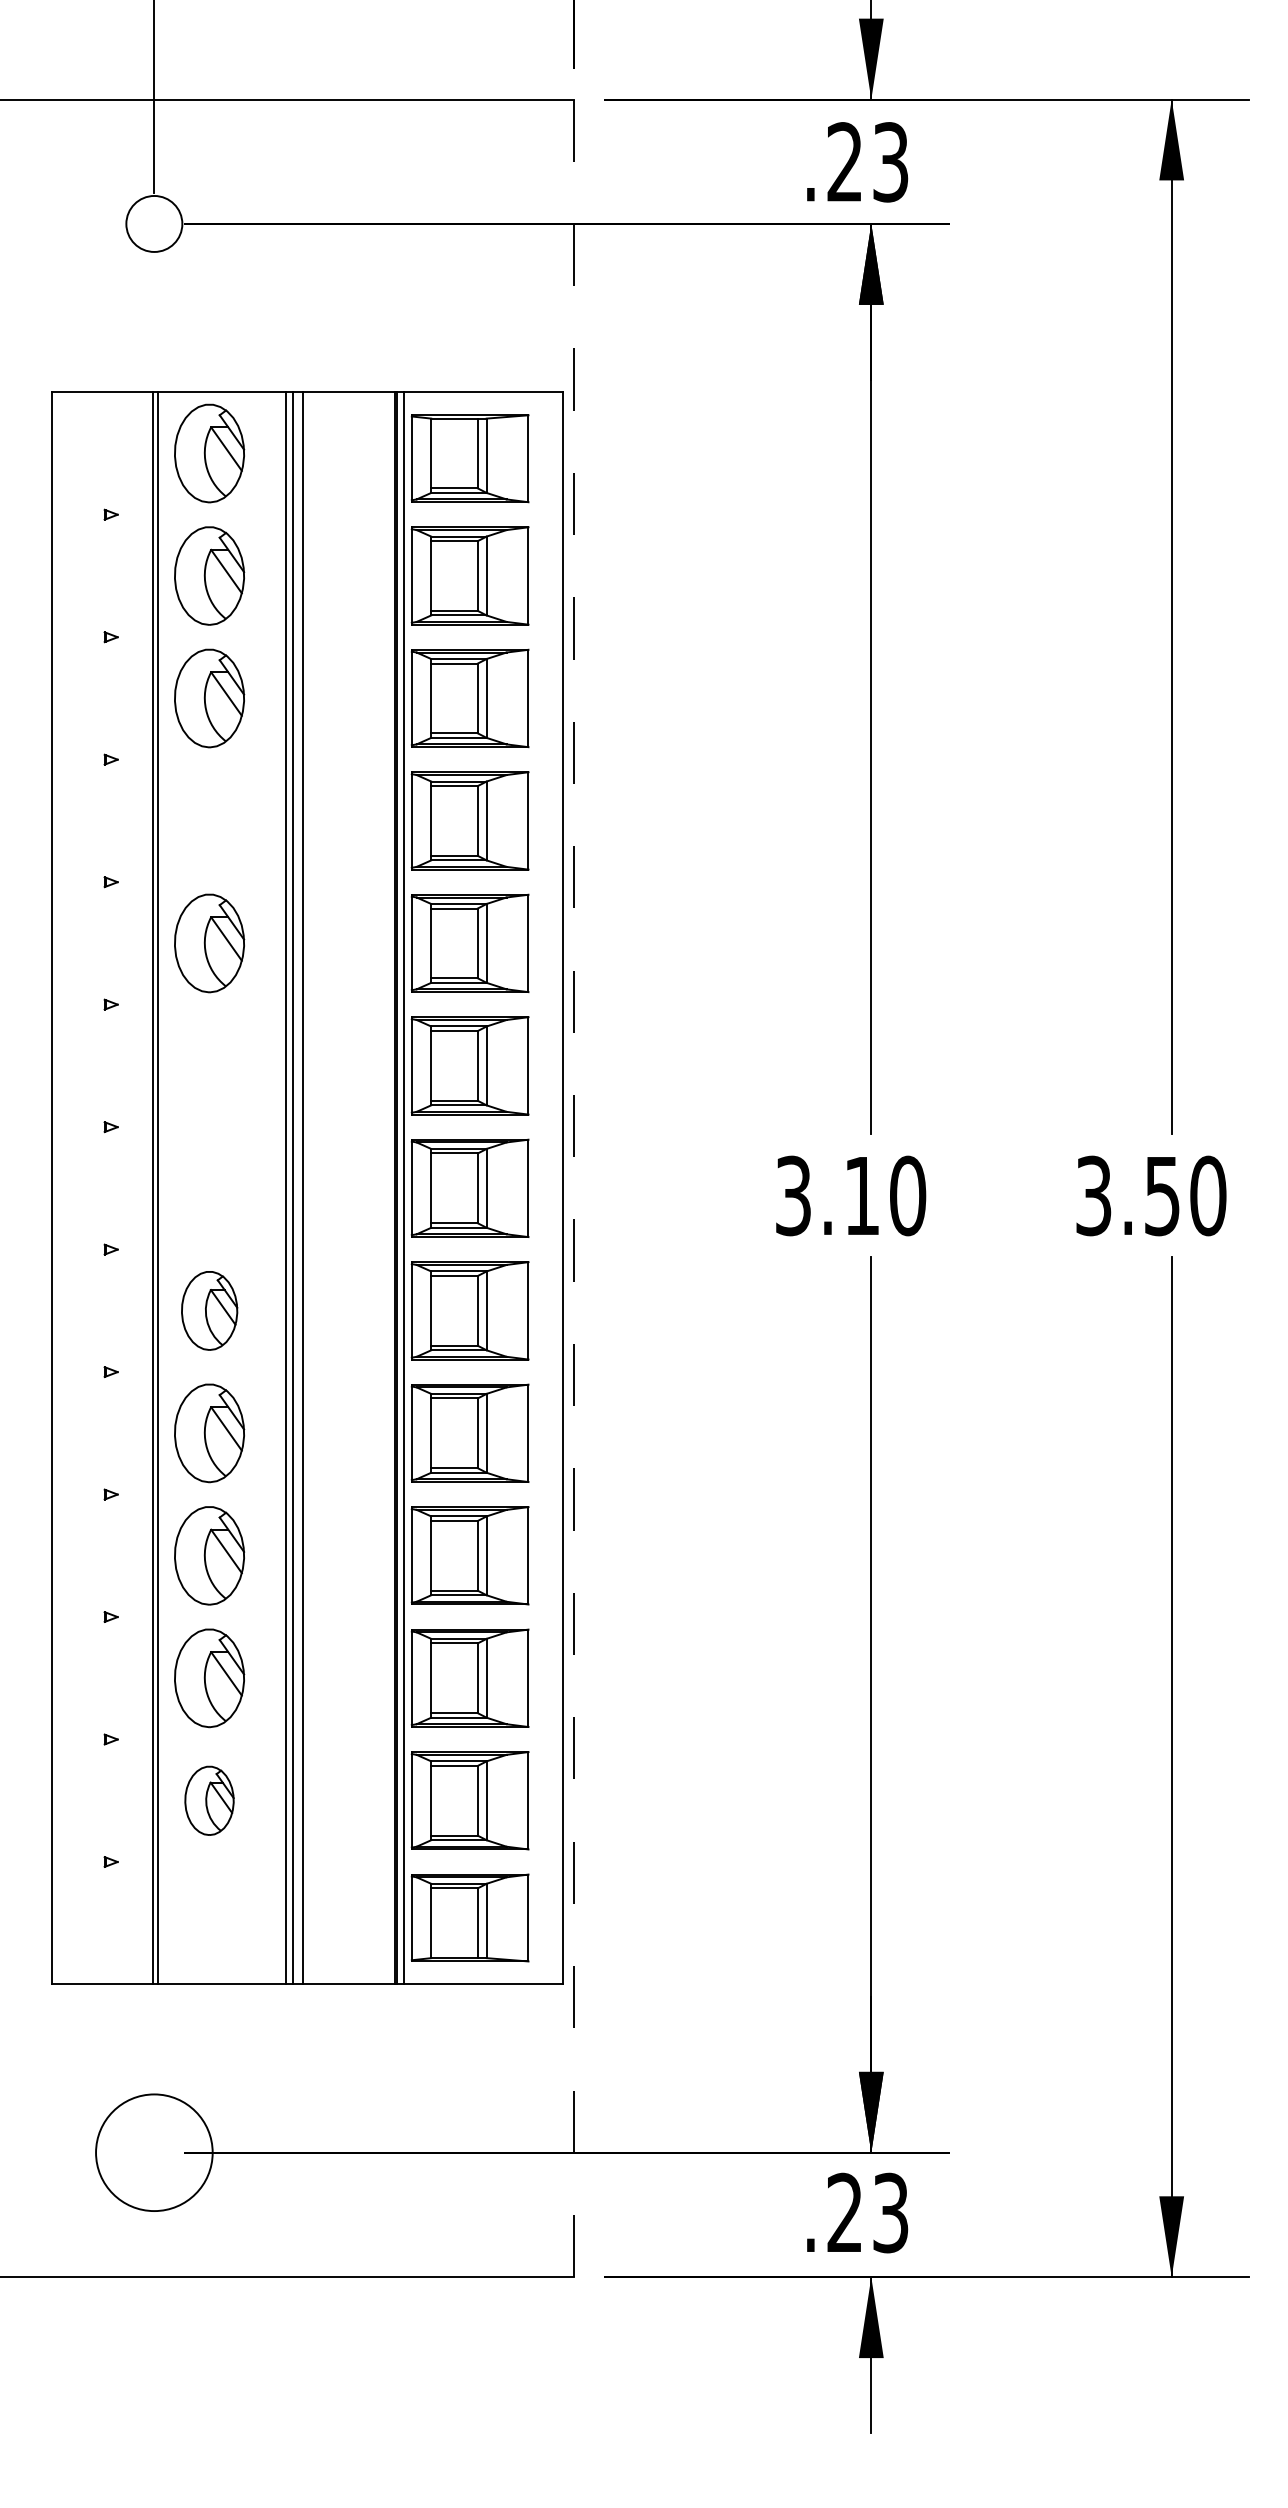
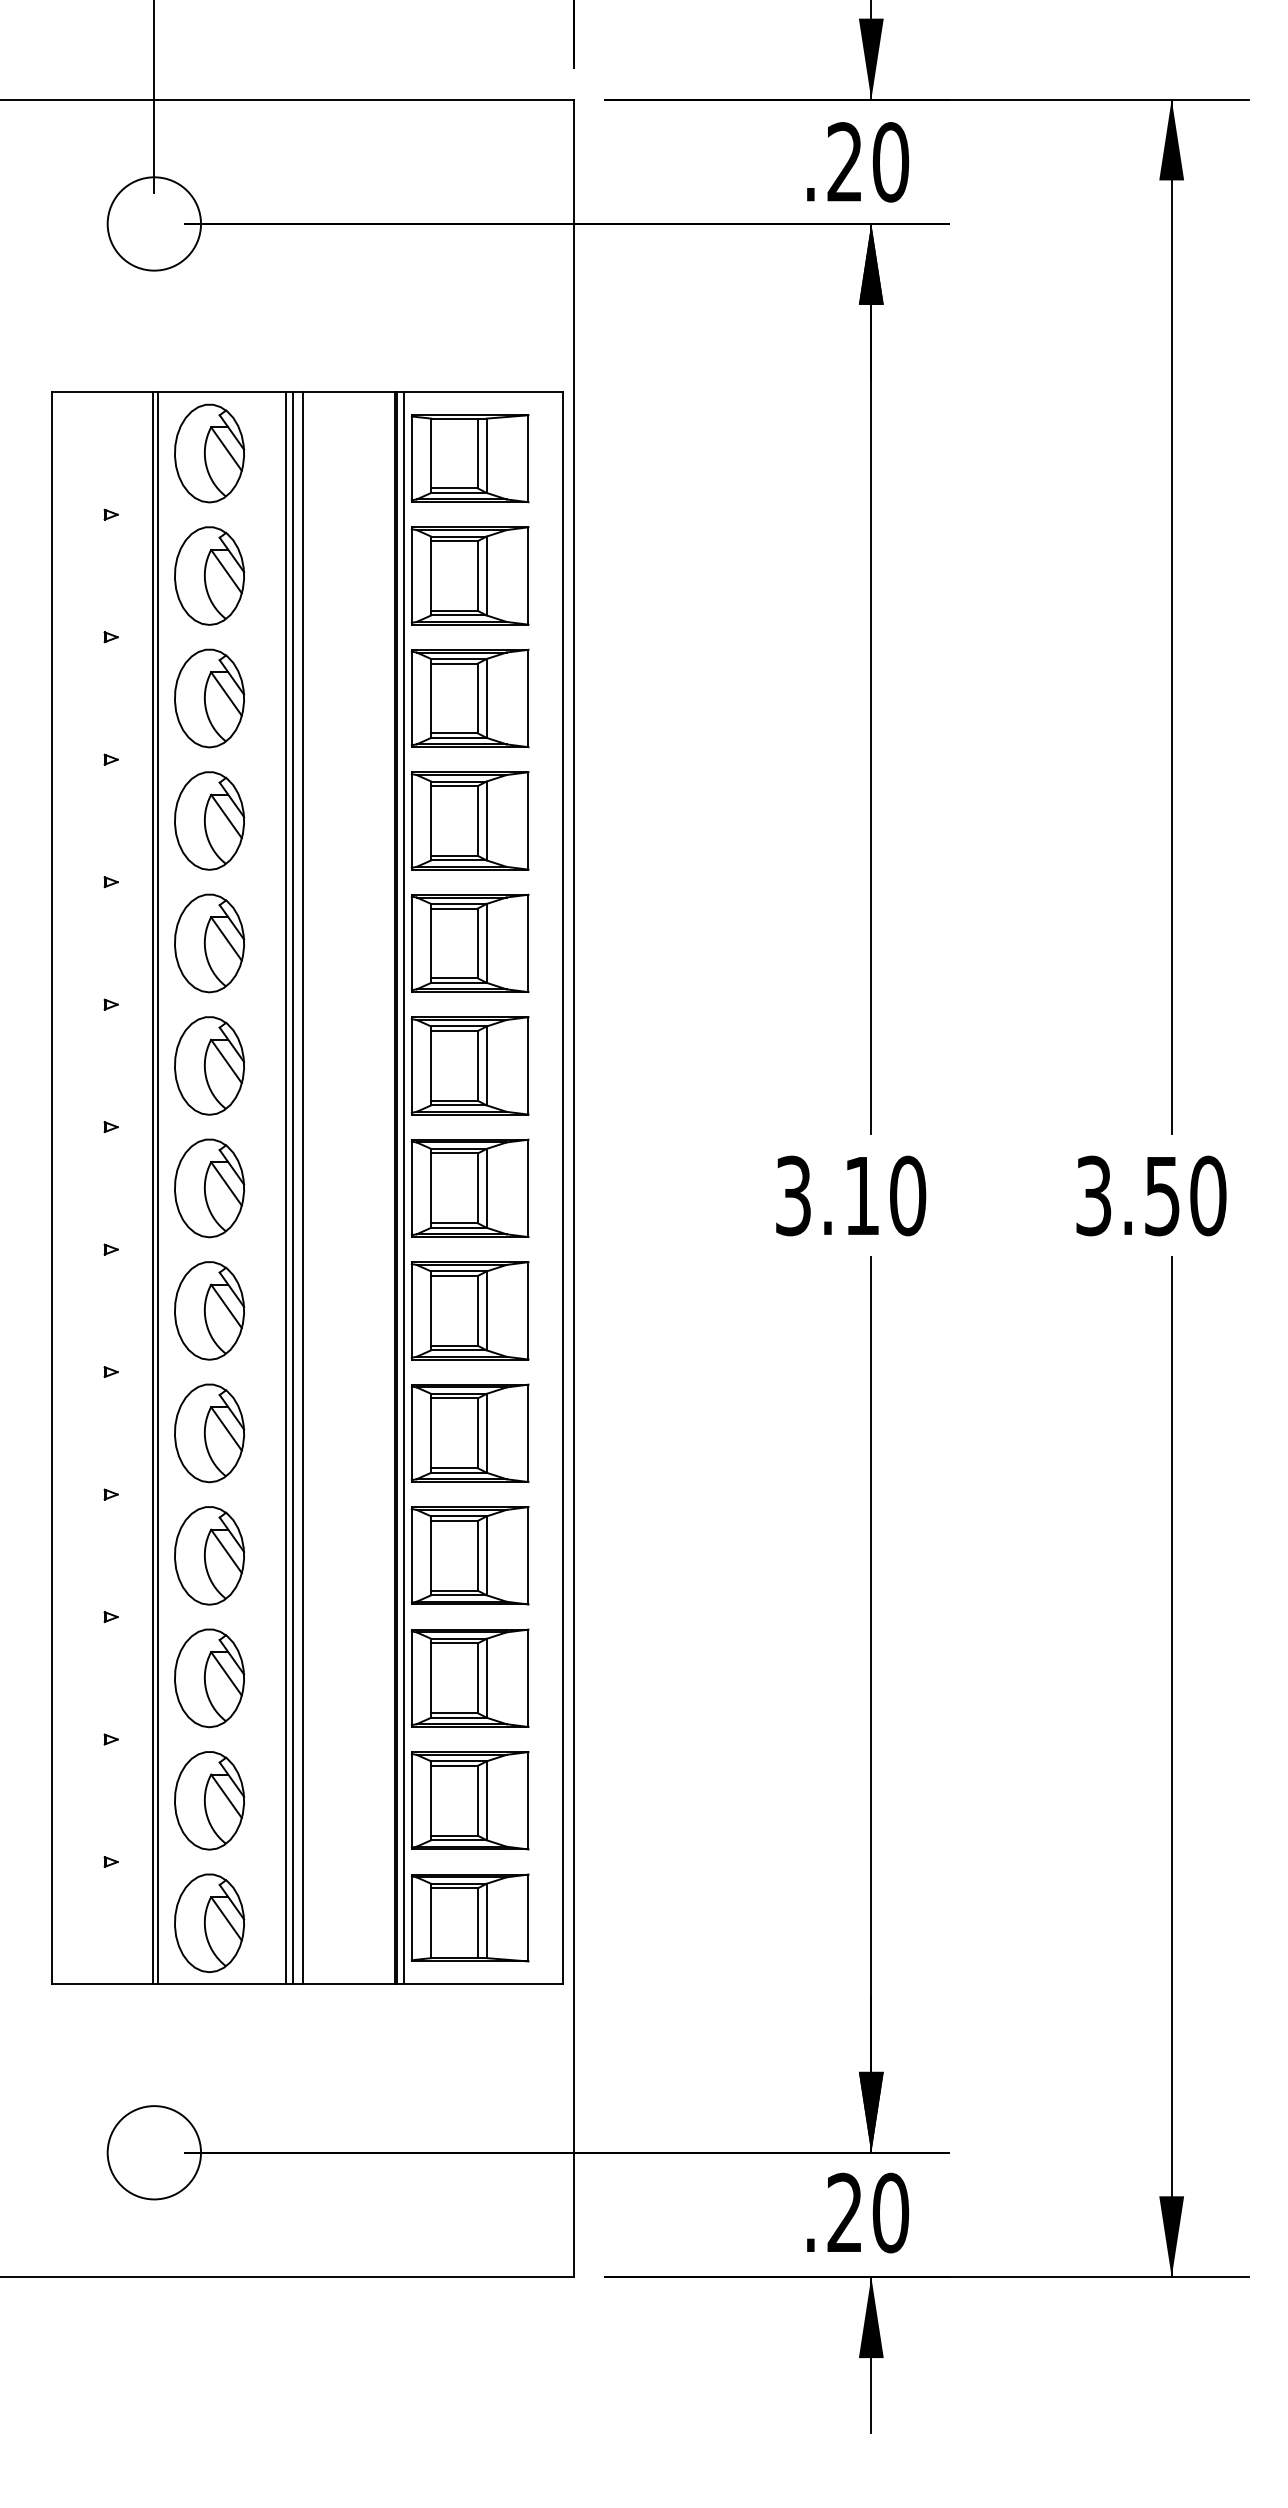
text: .23 -> .20 (890, 162)
circle diameter: 56 px -> 93 px (154, 223)
part: none -> present (209, 820)
part: none -> present (209, 1065)
part: none -> present (209, 1188)
line: dashed -> solid (574, 1188)
part size: 58x80 px -> 72x100 px (209, 1310)
part size: 51x71 px -> 71x100 px (209, 1800)
part: none -> present (209, 1923)
circle diameter: 117 px -> 93 px (154, 2152)
text: .23 -> .20 (890, 2212)
